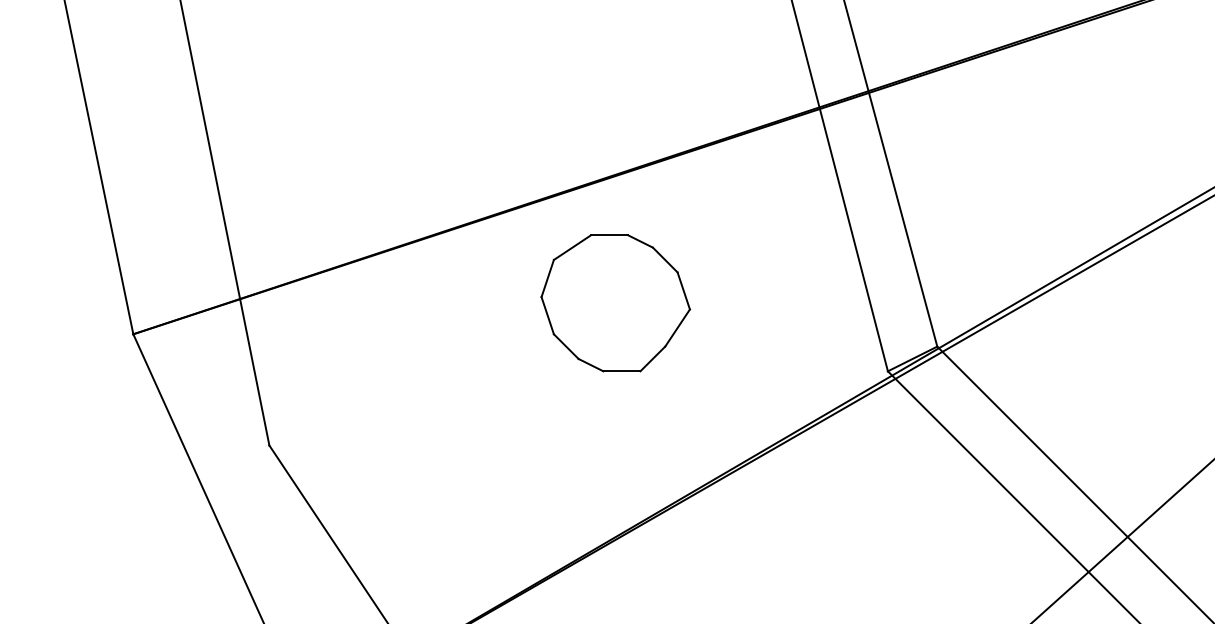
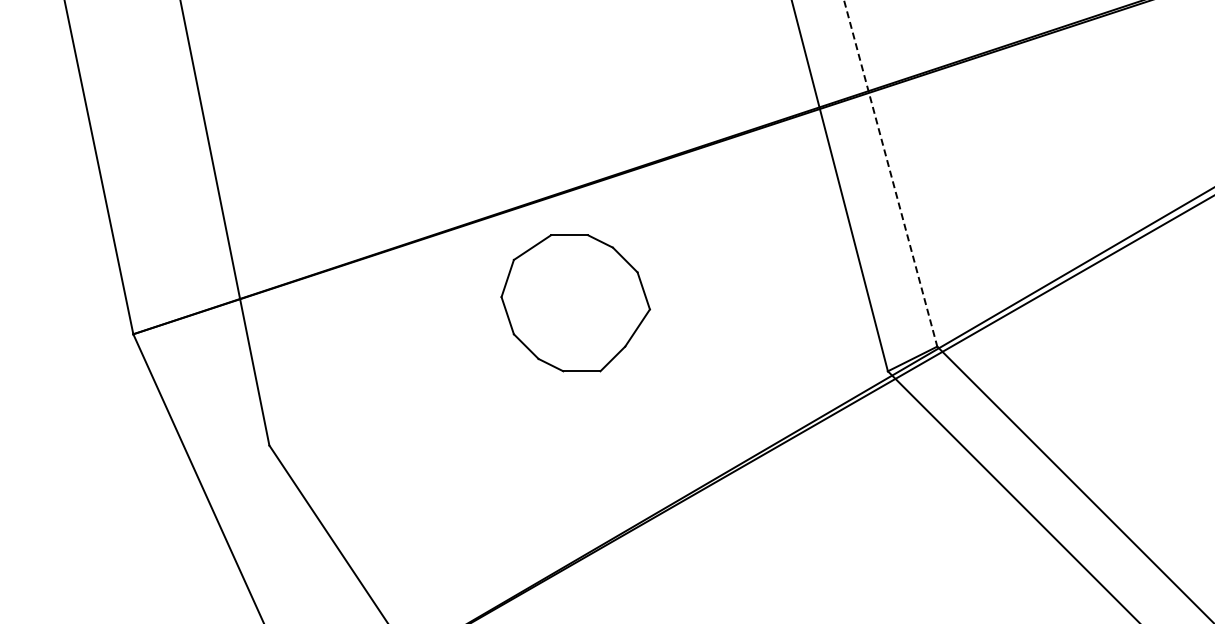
line: solid -> dashed (890, 174)
part position: (615, 303) -> (575, 303) (575, 303)
line: present -> none (1122, 540)
